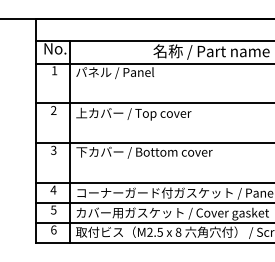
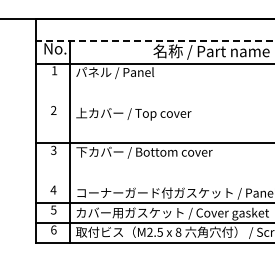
line: solid -> dashed (154, 41)
line: present -> none (153, 103)
line: present -> none (153, 183)
